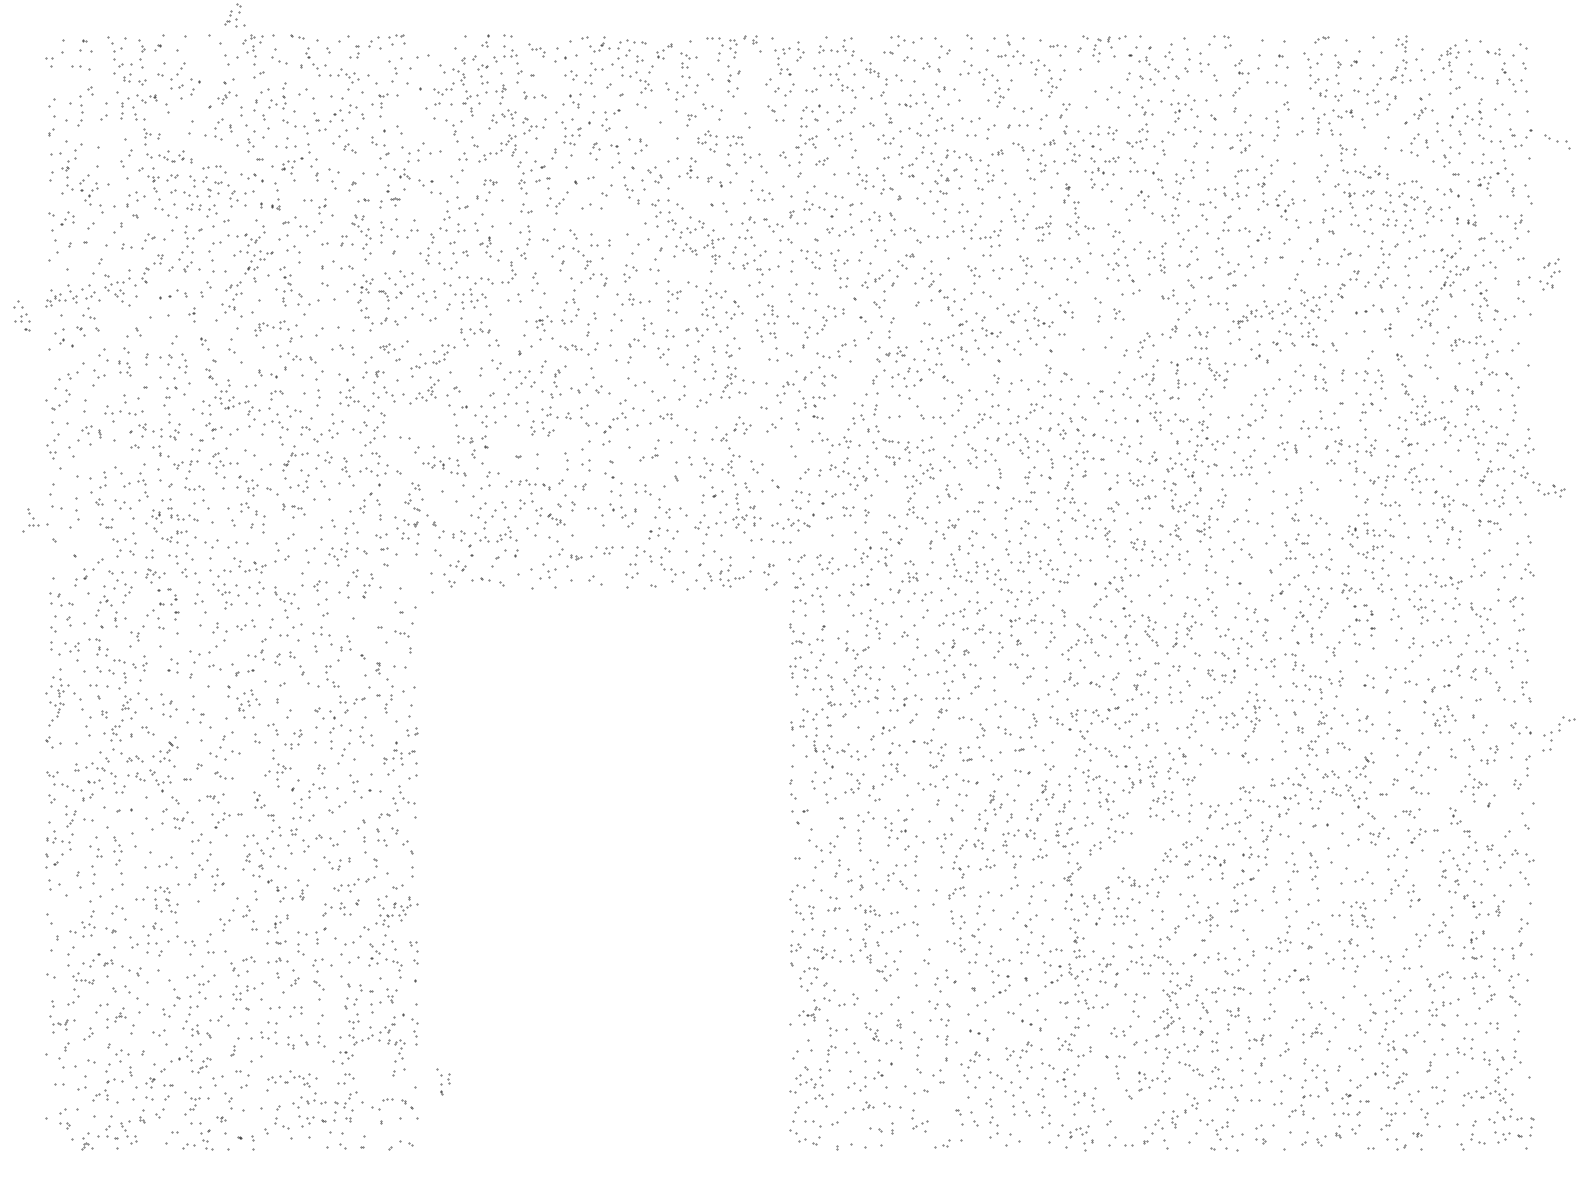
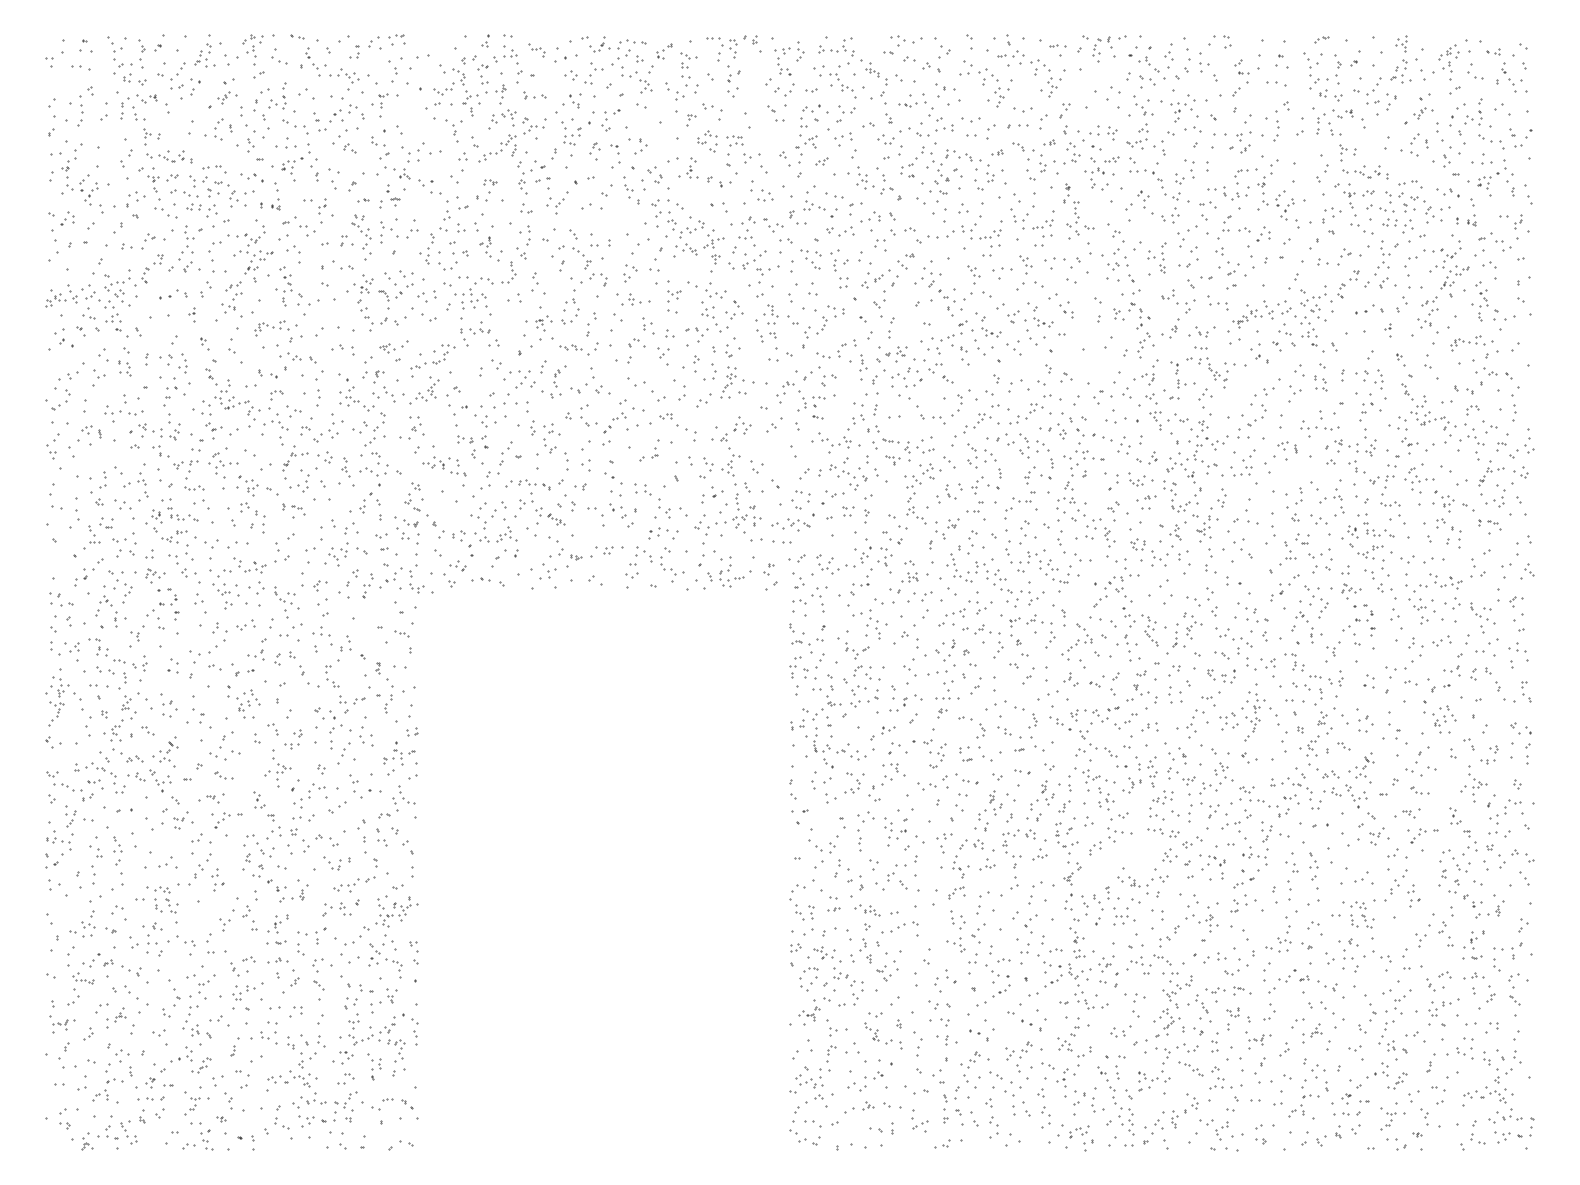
part position: (234, 15) -> (204, 55) (204, 55)
part: present -> none (1557, 141)
part size: 17x27 px -> 23x37 px (1043, 228)
part: present -> none (1549, 274)
part position: (21, 315) -> (112, 315) (112, 315)
part: none -> present (1139, 315)
part: none -> present (863, 367)
part position: (549, 421) -> (551, 438) (551, 438)
part: none -> present (416, 425)
part: none -> present (505, 453)
part: none -> present (977, 485)
part: present -> none (1548, 489)
part: none -> present (1331, 502)
part position: (30, 520) -> (91, 537) (91, 537)
part: none -> present (410, 576)
part position: (1558, 733) -> (1504, 816) (1504, 816)
part position: (1527, 765) -> (1527, 753) (1527, 753)
part: none -> present (1216, 778)
part: none -> present (1163, 832)
part: none -> present (848, 979)
part: none -> present (1327, 985)
part: none -> present (307, 1060)
part position: (443, 1081) -> (374, 1066) (374, 1066)
part size: 38x6 px -> 28x5 px (150, 1098)
part: none -> present (1115, 1100)
part: none -> present (951, 1104)
